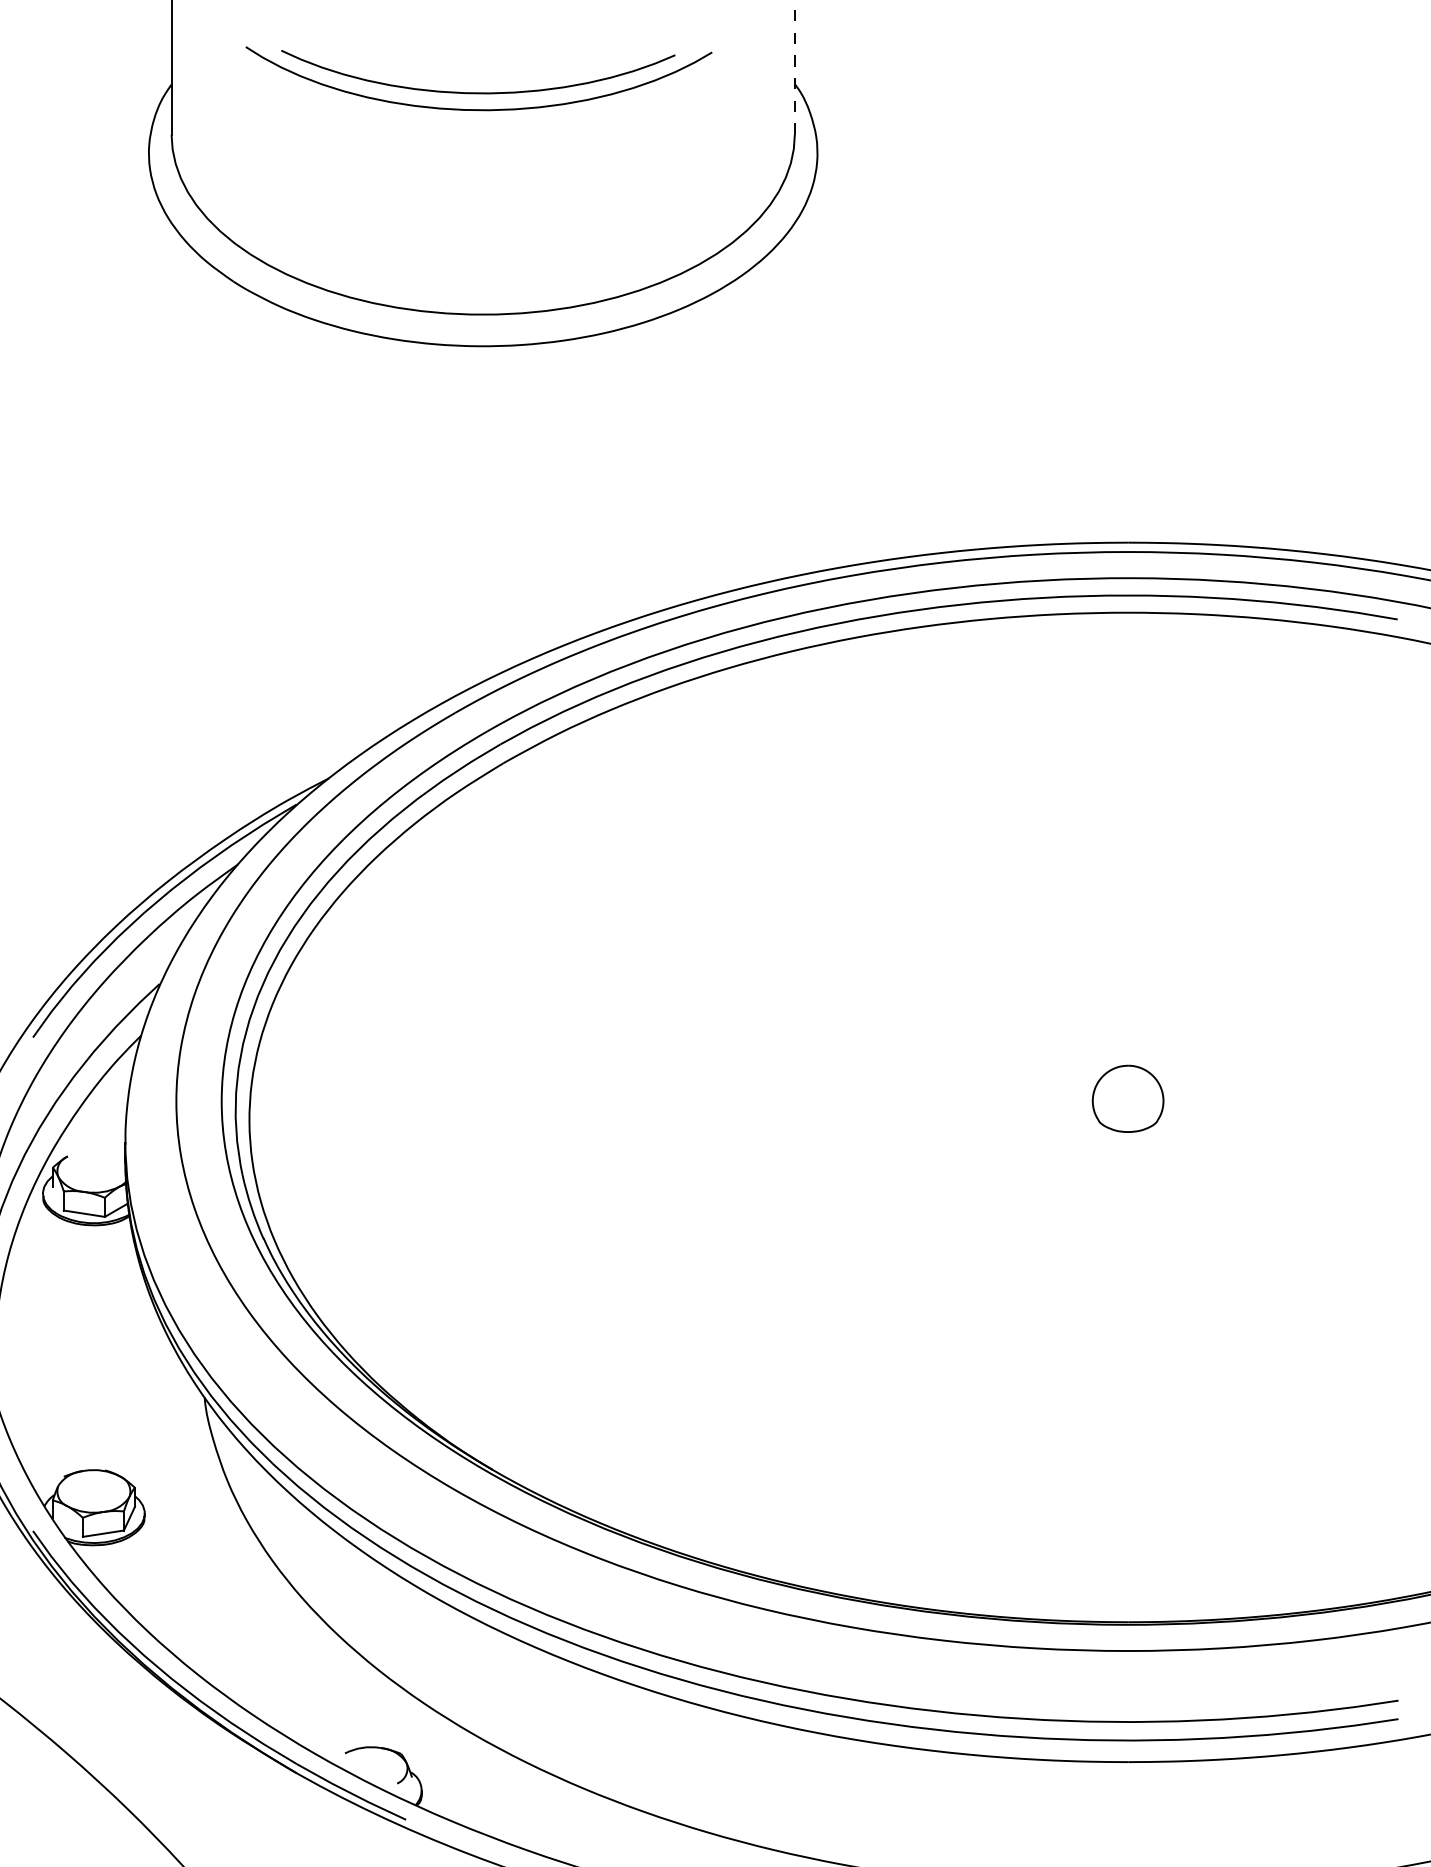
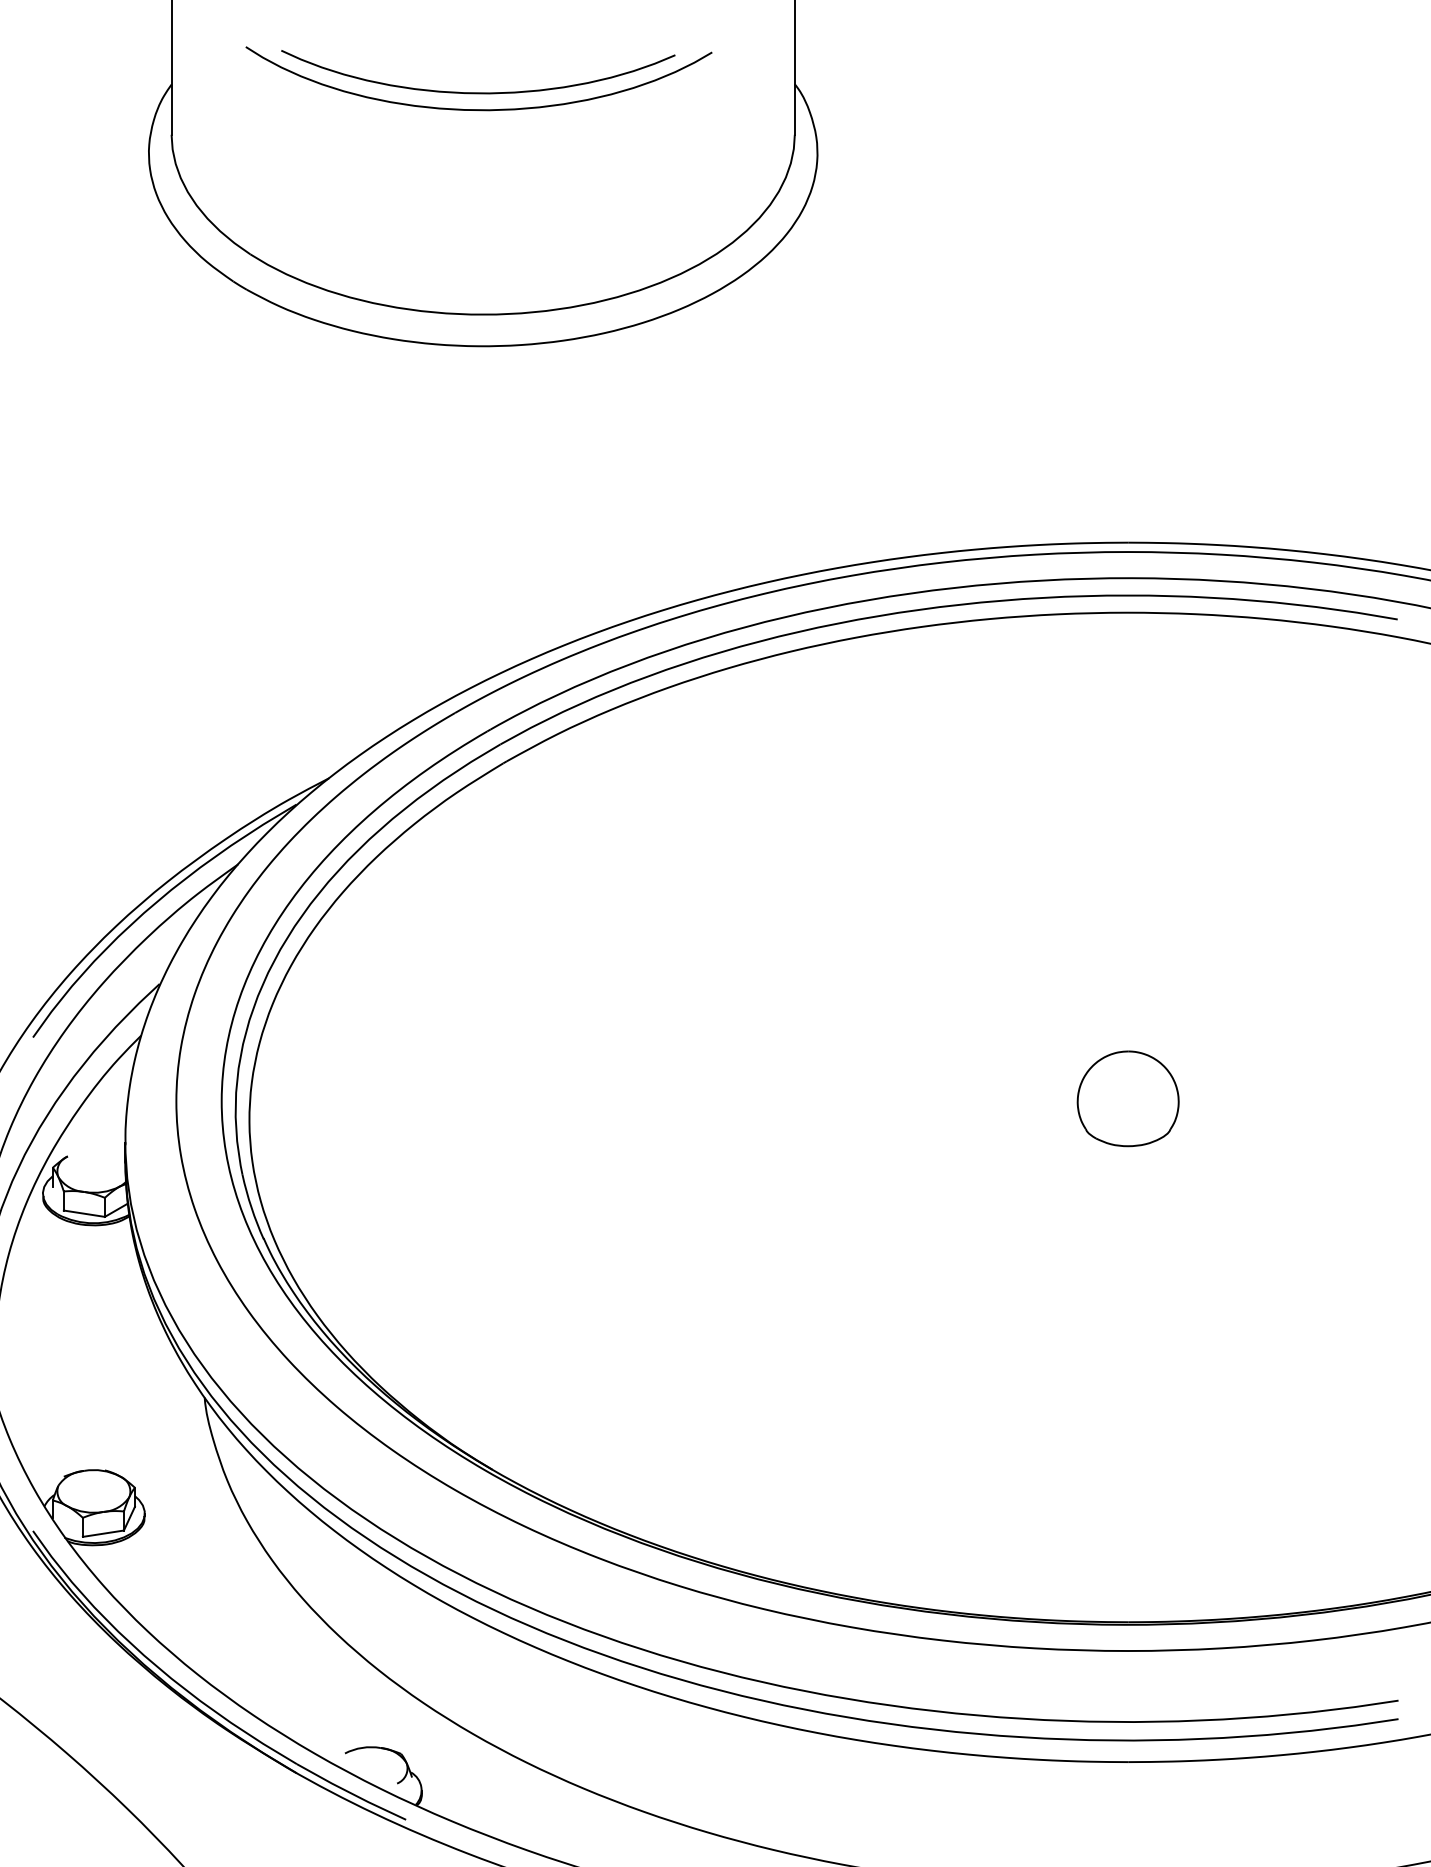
line: dashed -> solid (794, 67)
part size: 74x69 px -> 104x98 px (1127, 1098)
